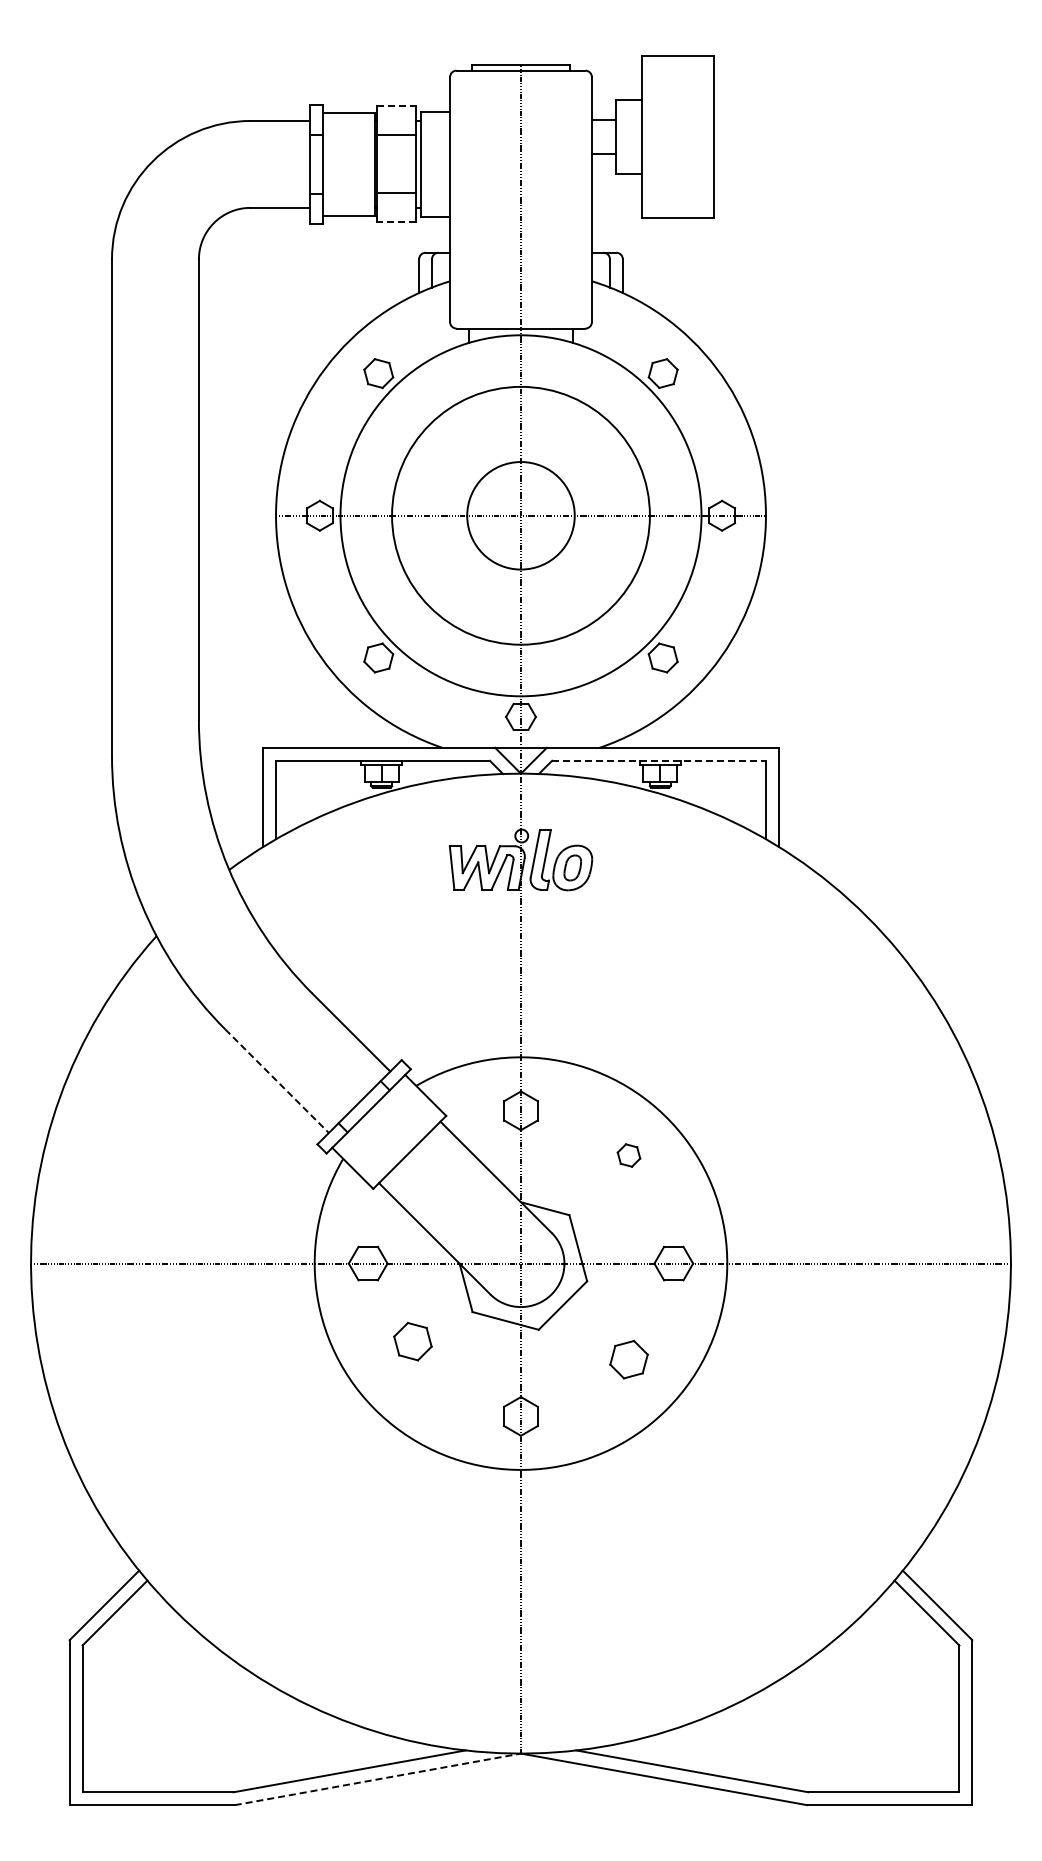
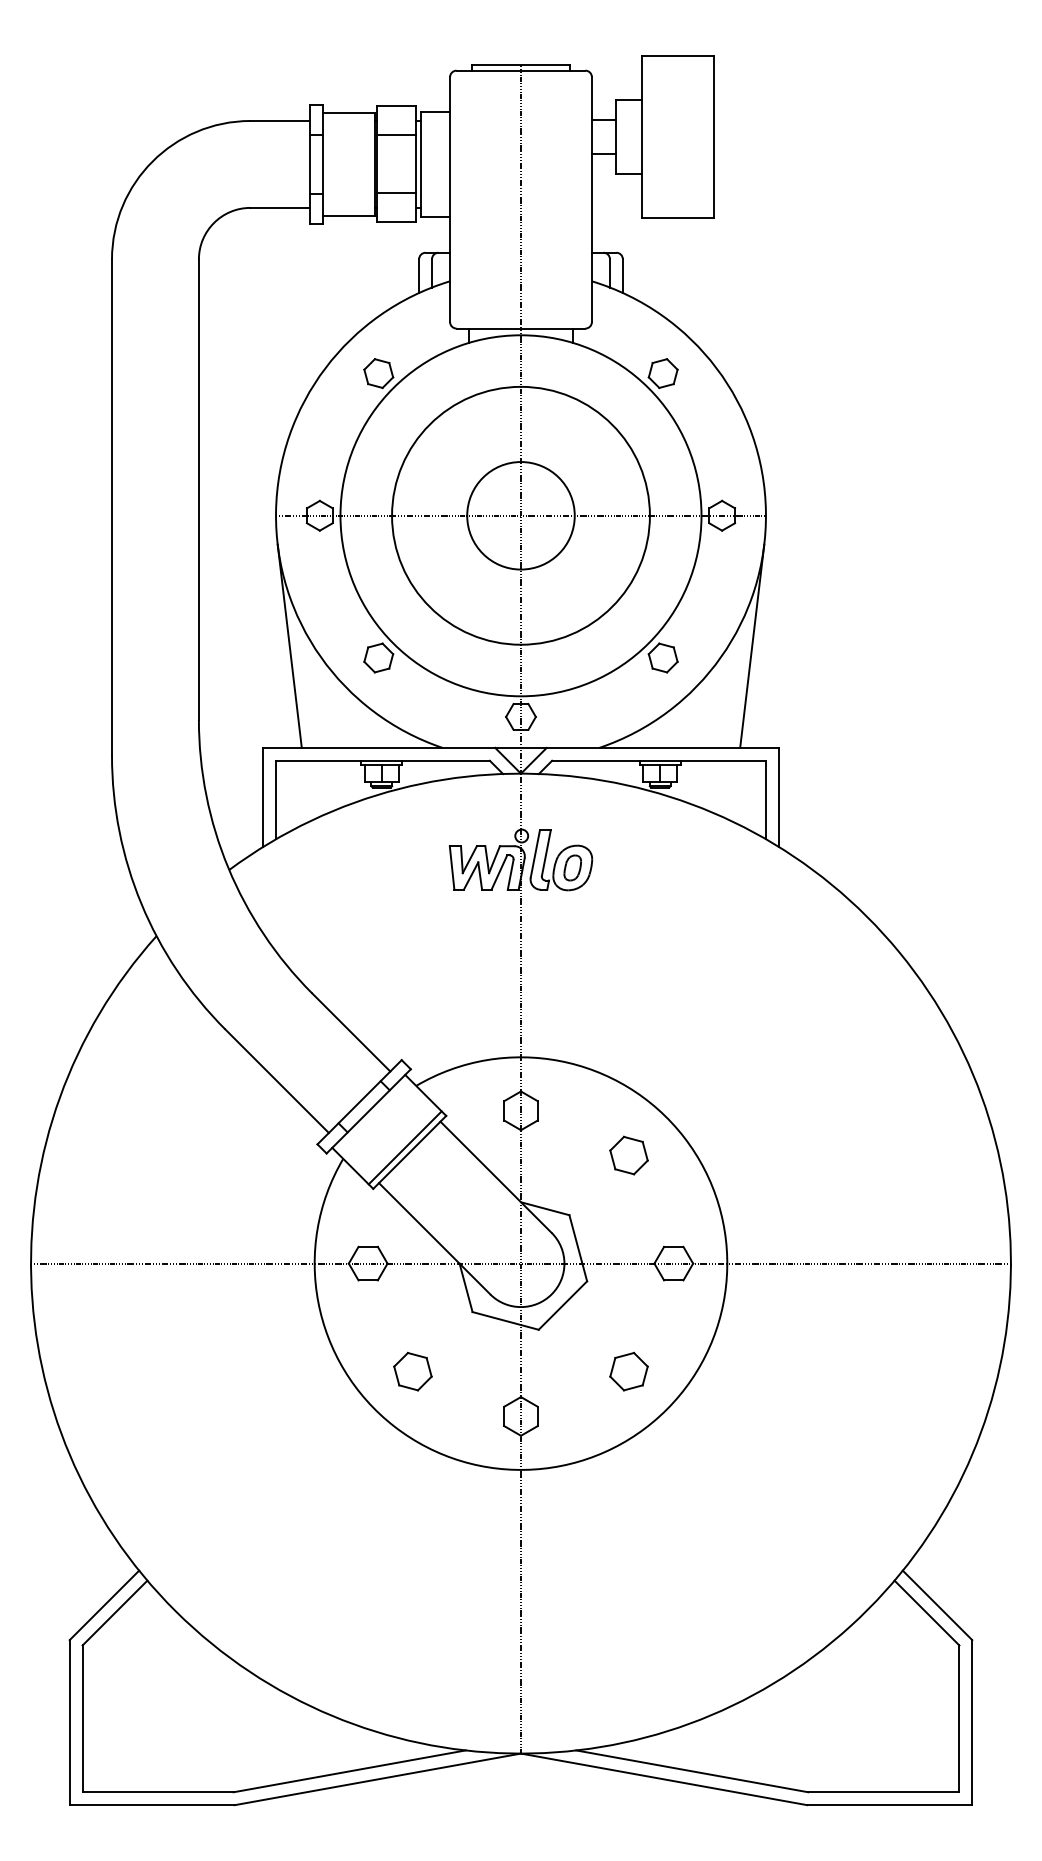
line: dashed -> solid (397, 106)
line: dashed -> solid (396, 222)
line: none -> present (289, 645)
line: none -> present (752, 645)
line: dashed -> solid (659, 760)
line: dashed -> solid (277, 1081)
line: none -> present (404, 1147)
part size: 26x25 px -> 40x41 px (628, 1155)
part position: (412, 1341) -> (412, 1371) (412, 1371)
part position: (628, 1359) -> (628, 1371) (628, 1371)
line: dashed -> solid (378, 1779)
